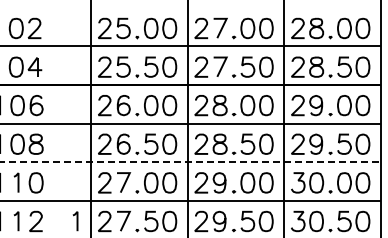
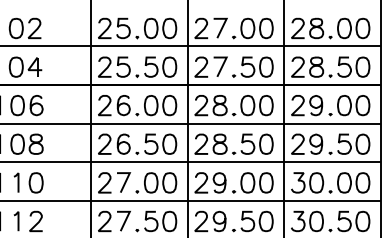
line: dashed -> solid (190, 162)
line: present -> none (76, 221)
